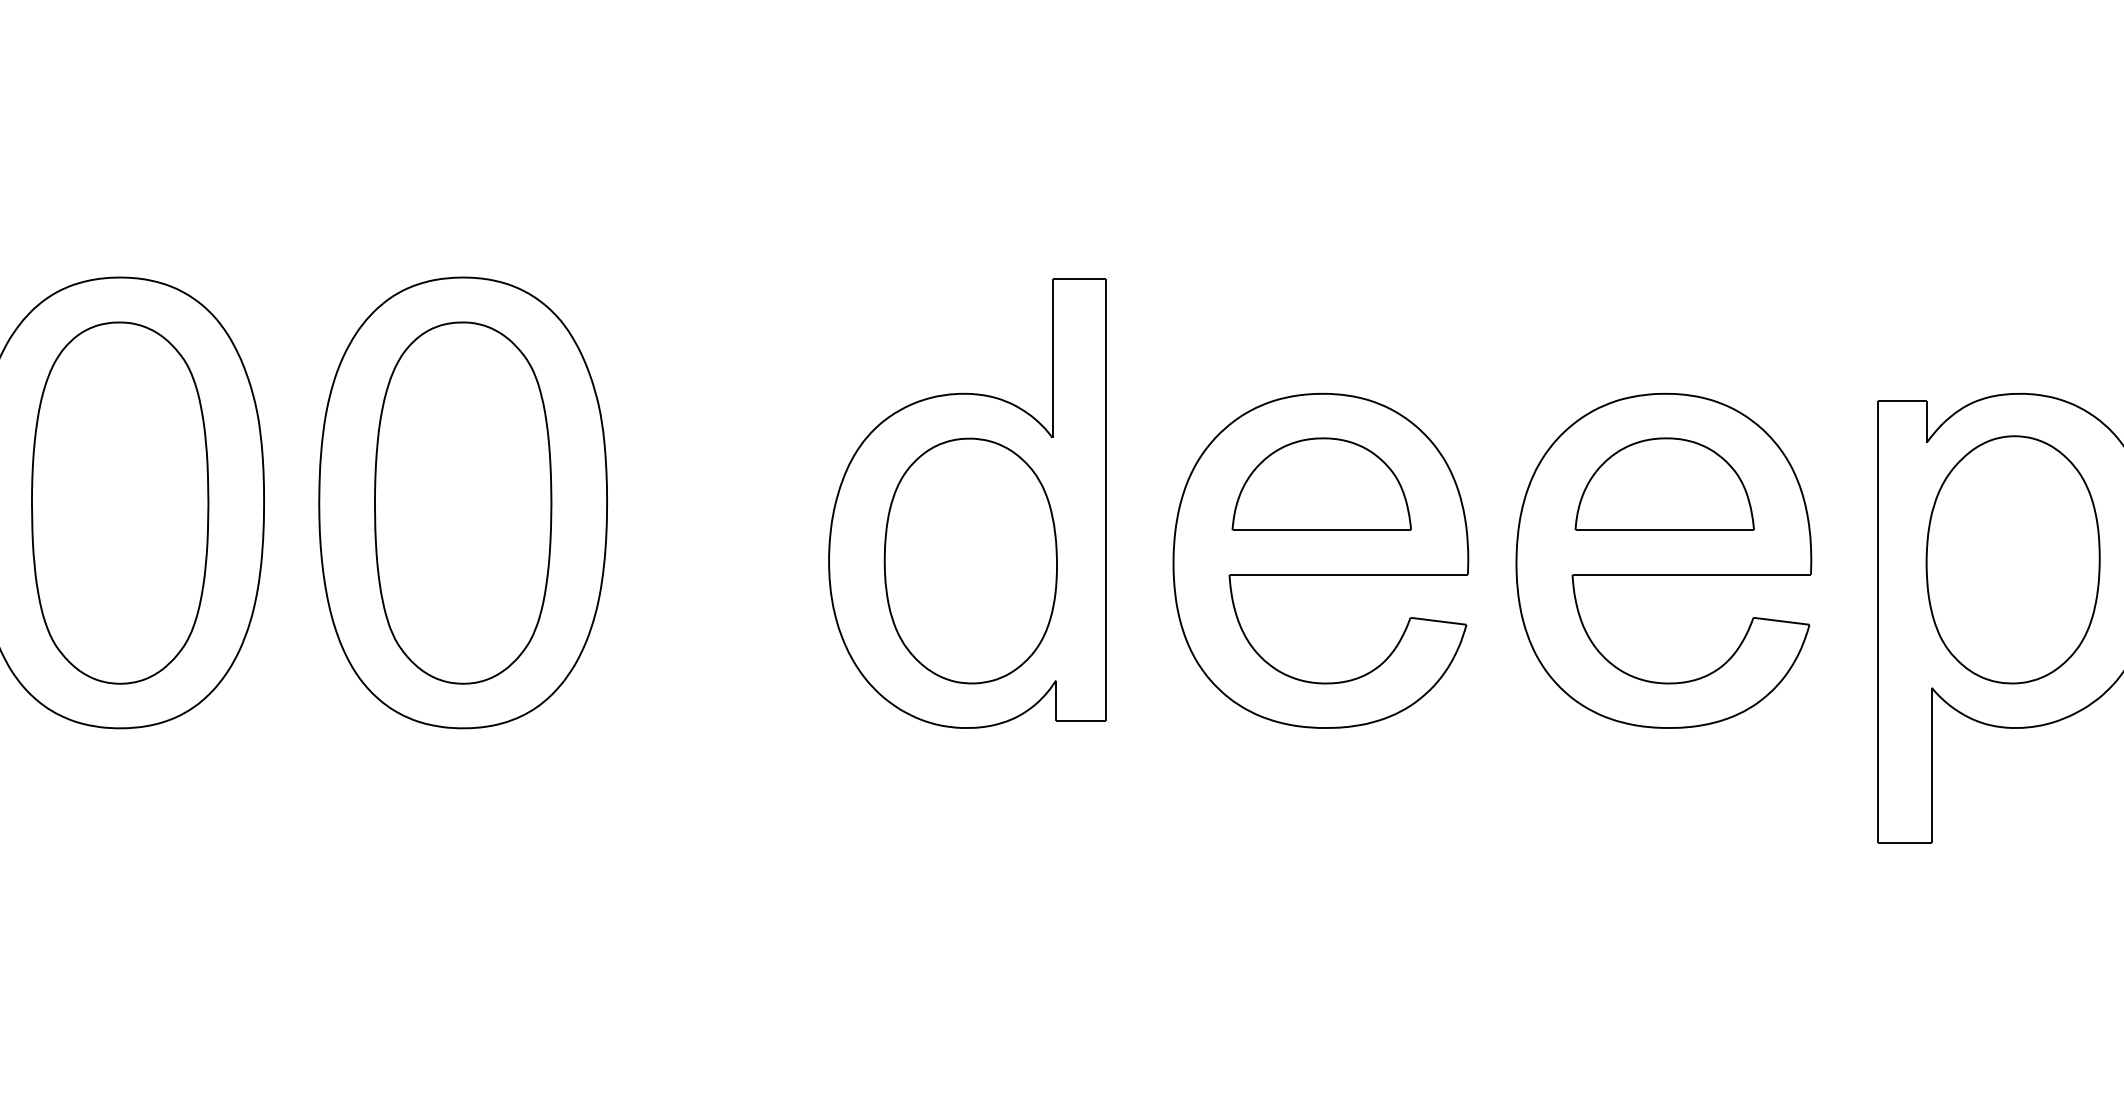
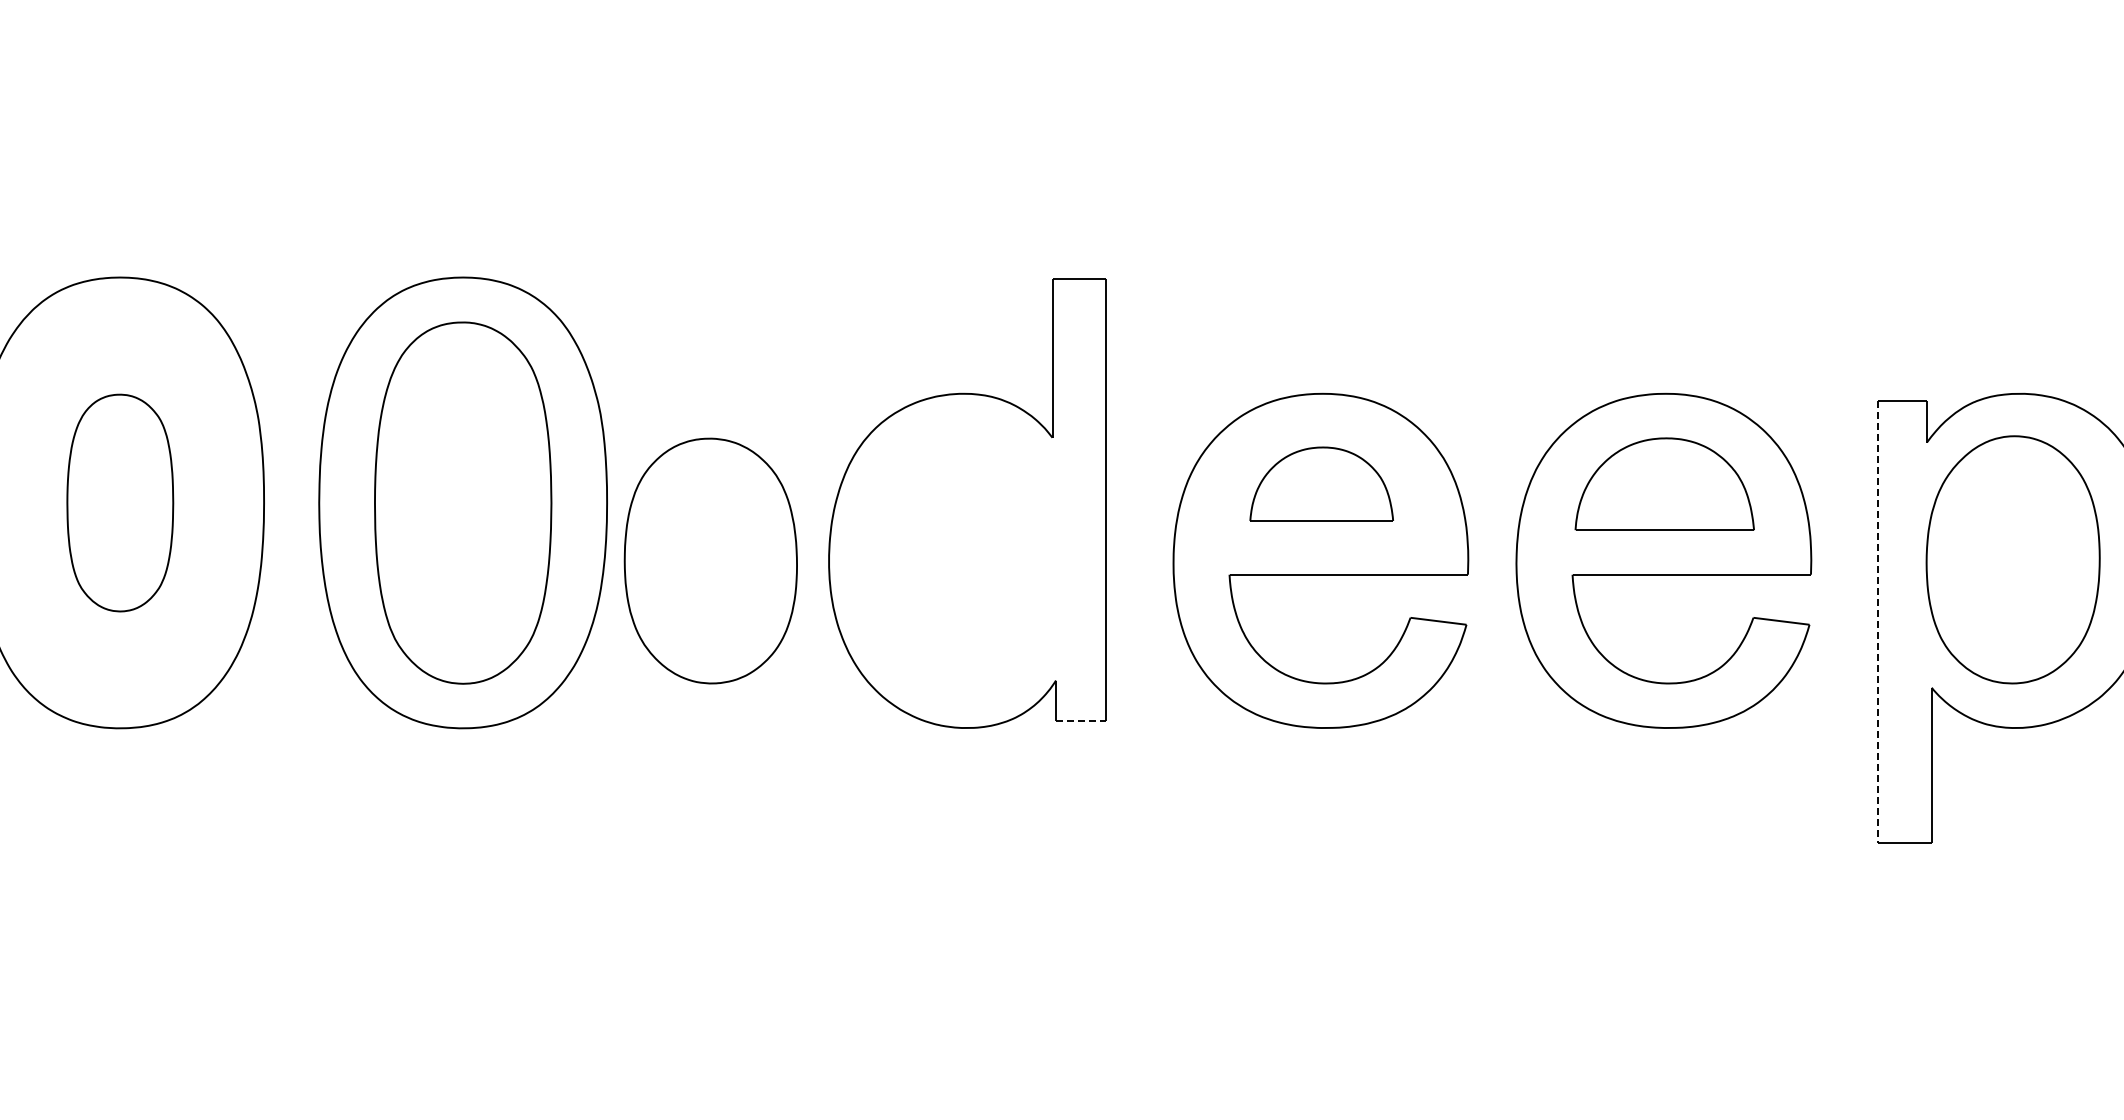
part size: 181x94 px -> 145x76 px (1321, 483)
part size: 179x364 px -> 109x220 px (120, 502)
part position: (970, 560) -> (710, 560) (710, 560)
line: solid -> dashed (1877, 622)
line: solid -> dashed (1081, 720)
